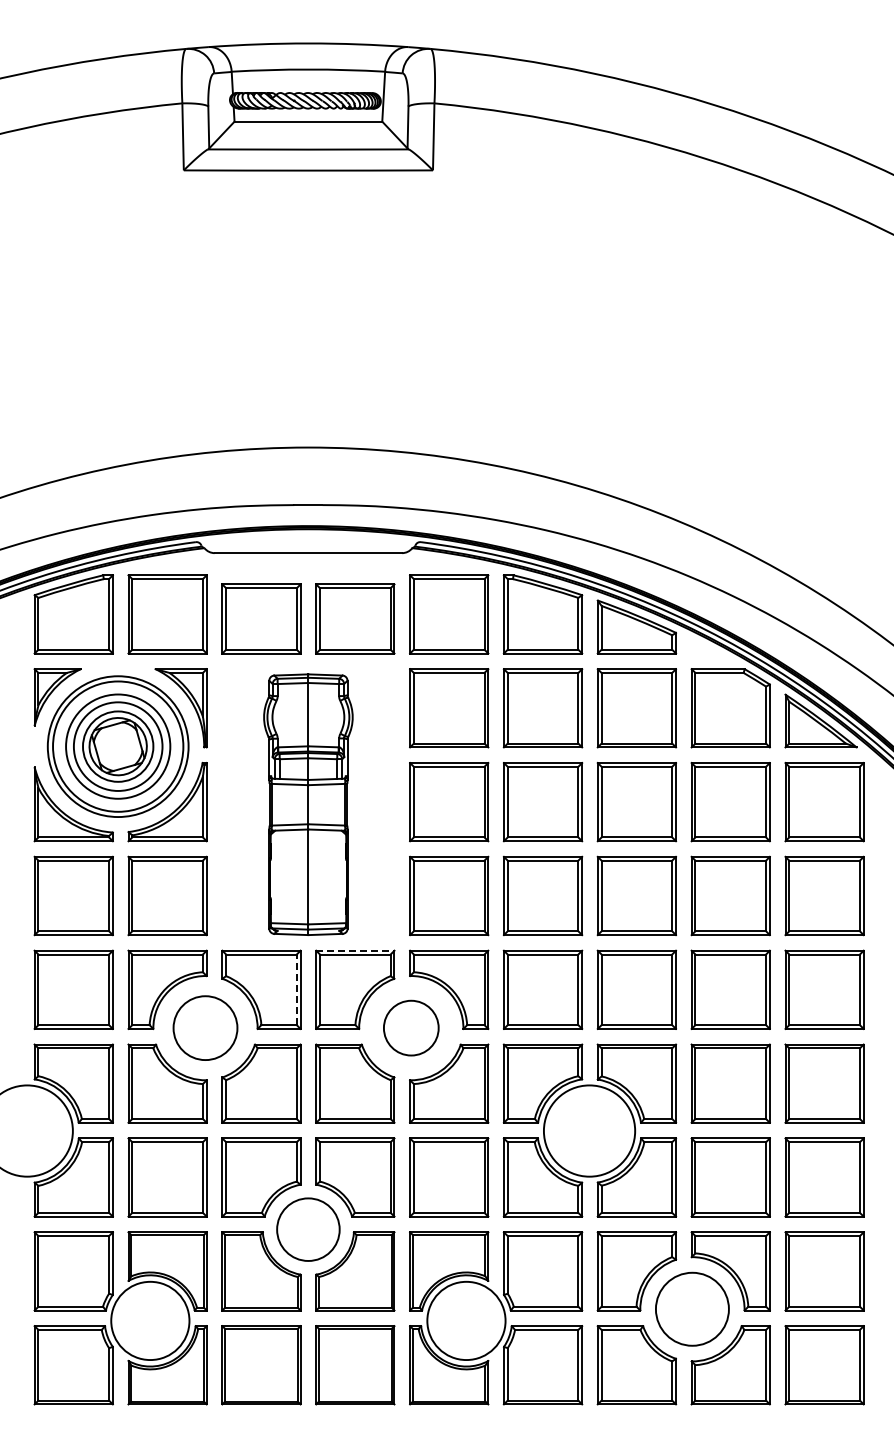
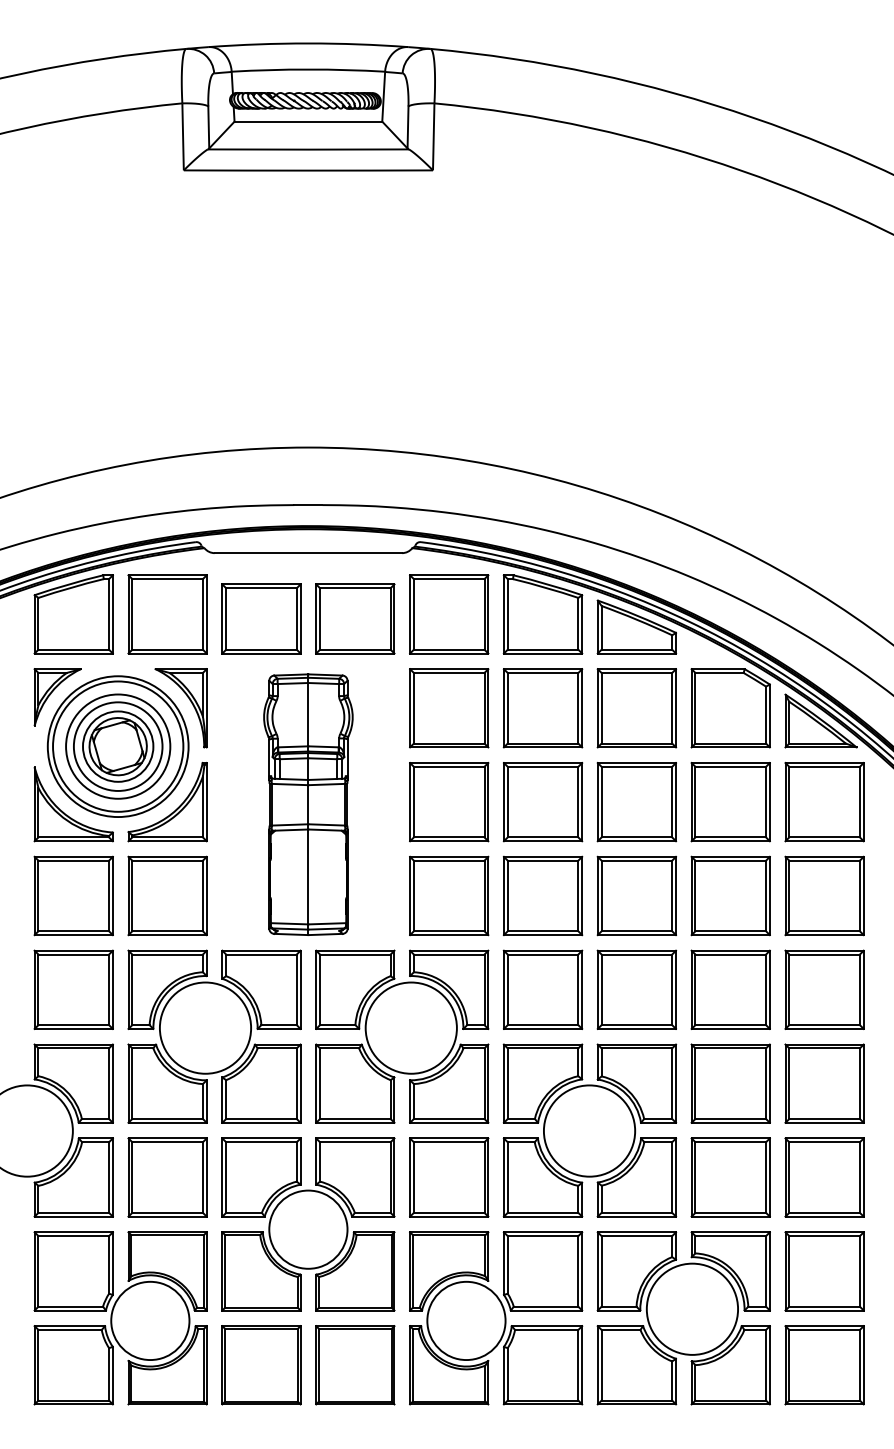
line: dashed -> solid (355, 950)
line: dashed -> solid (296, 989)
circle diameter: 55 px -> 91 px (410, 1027)
circle diameter: 64 px -> 91 px (205, 1027)
circle diameter: 63 px -> 78 px (308, 1229)
circle diameter: 73 px -> 91 px (692, 1308)
